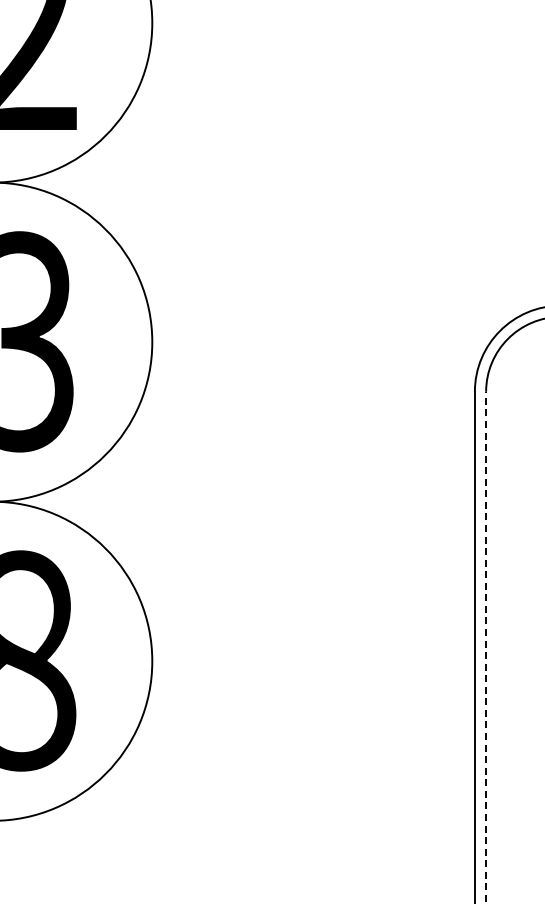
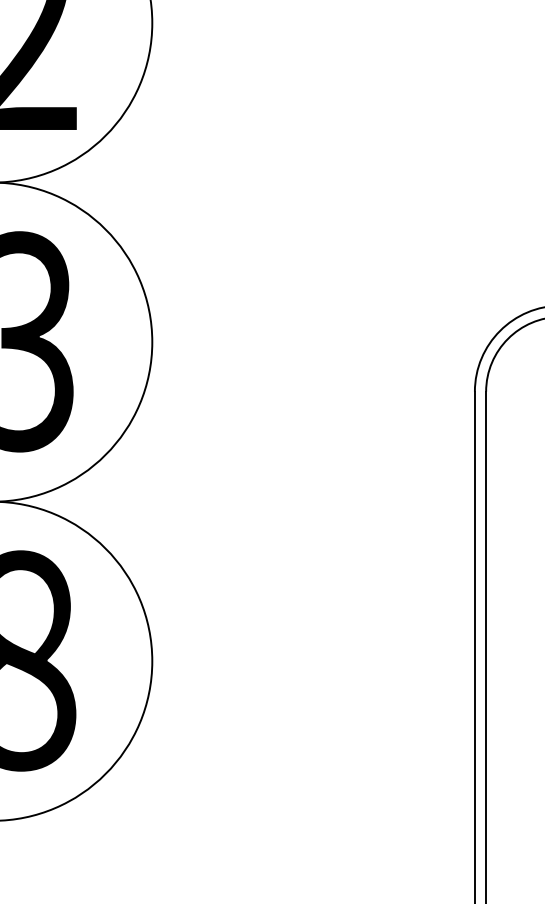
line: dashed -> solid (486, 647)
